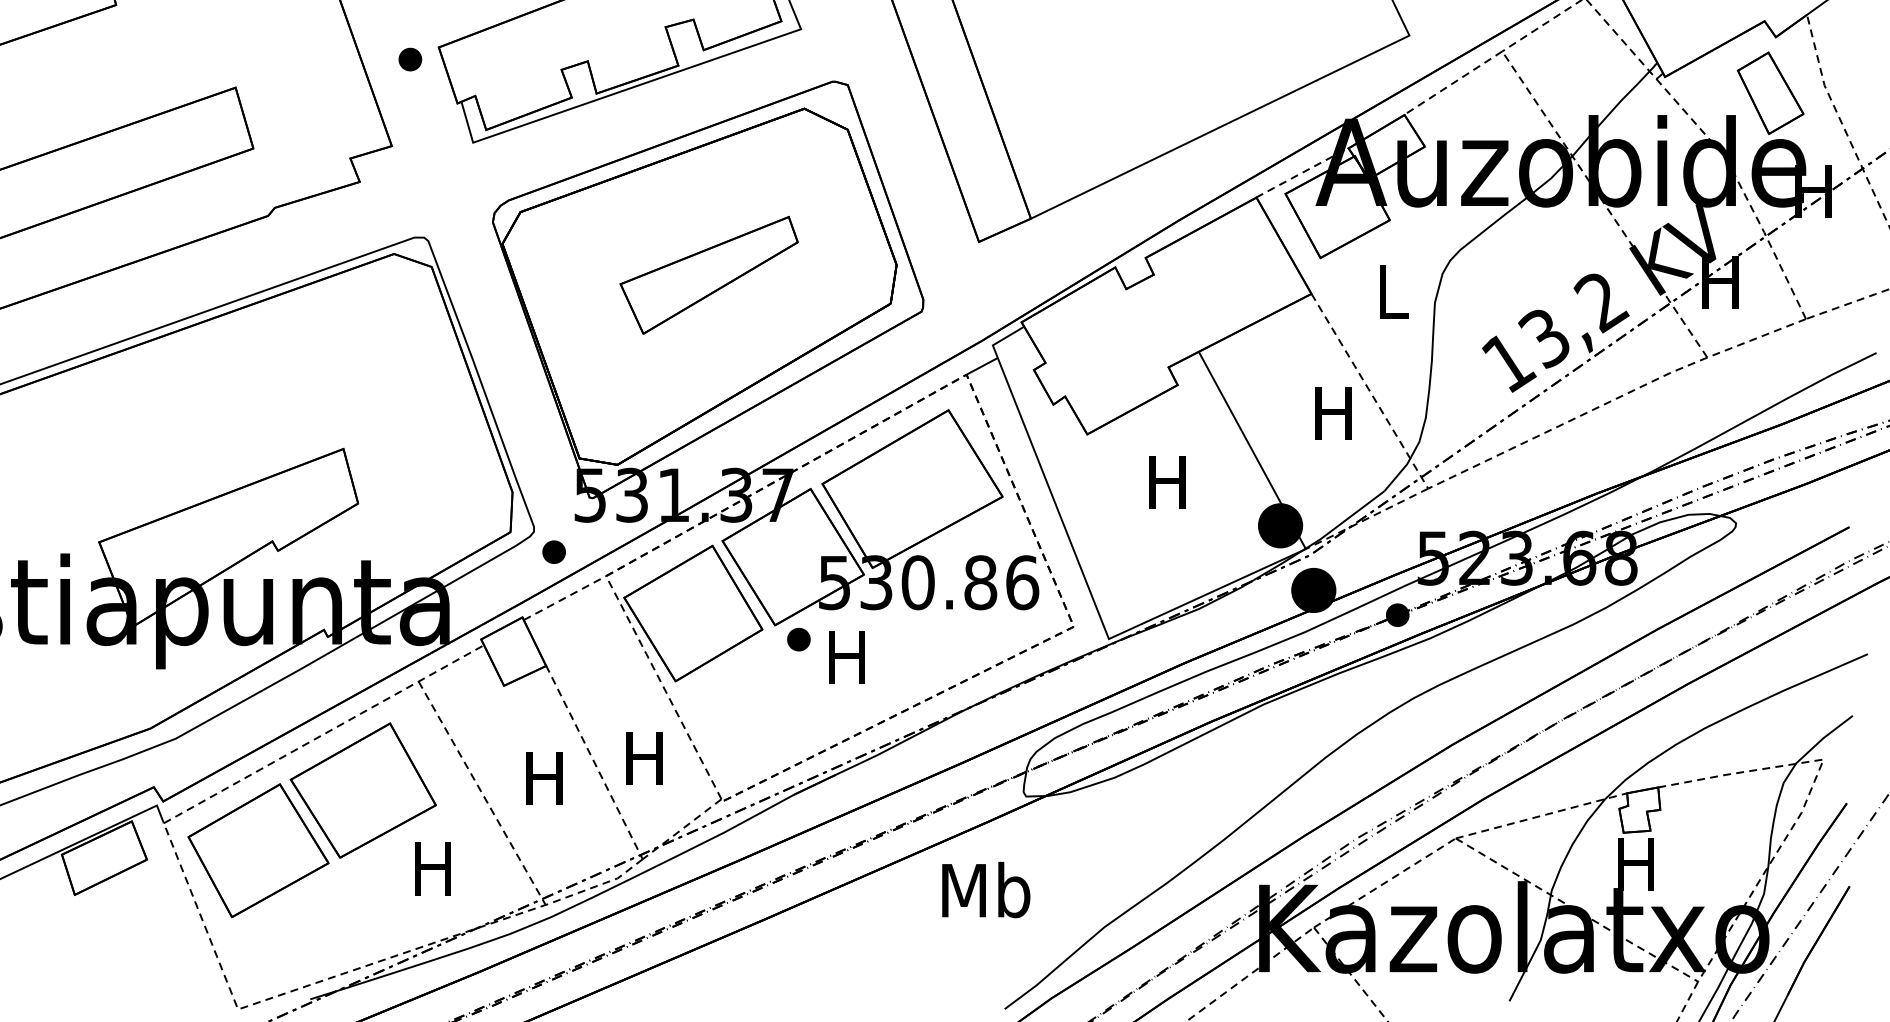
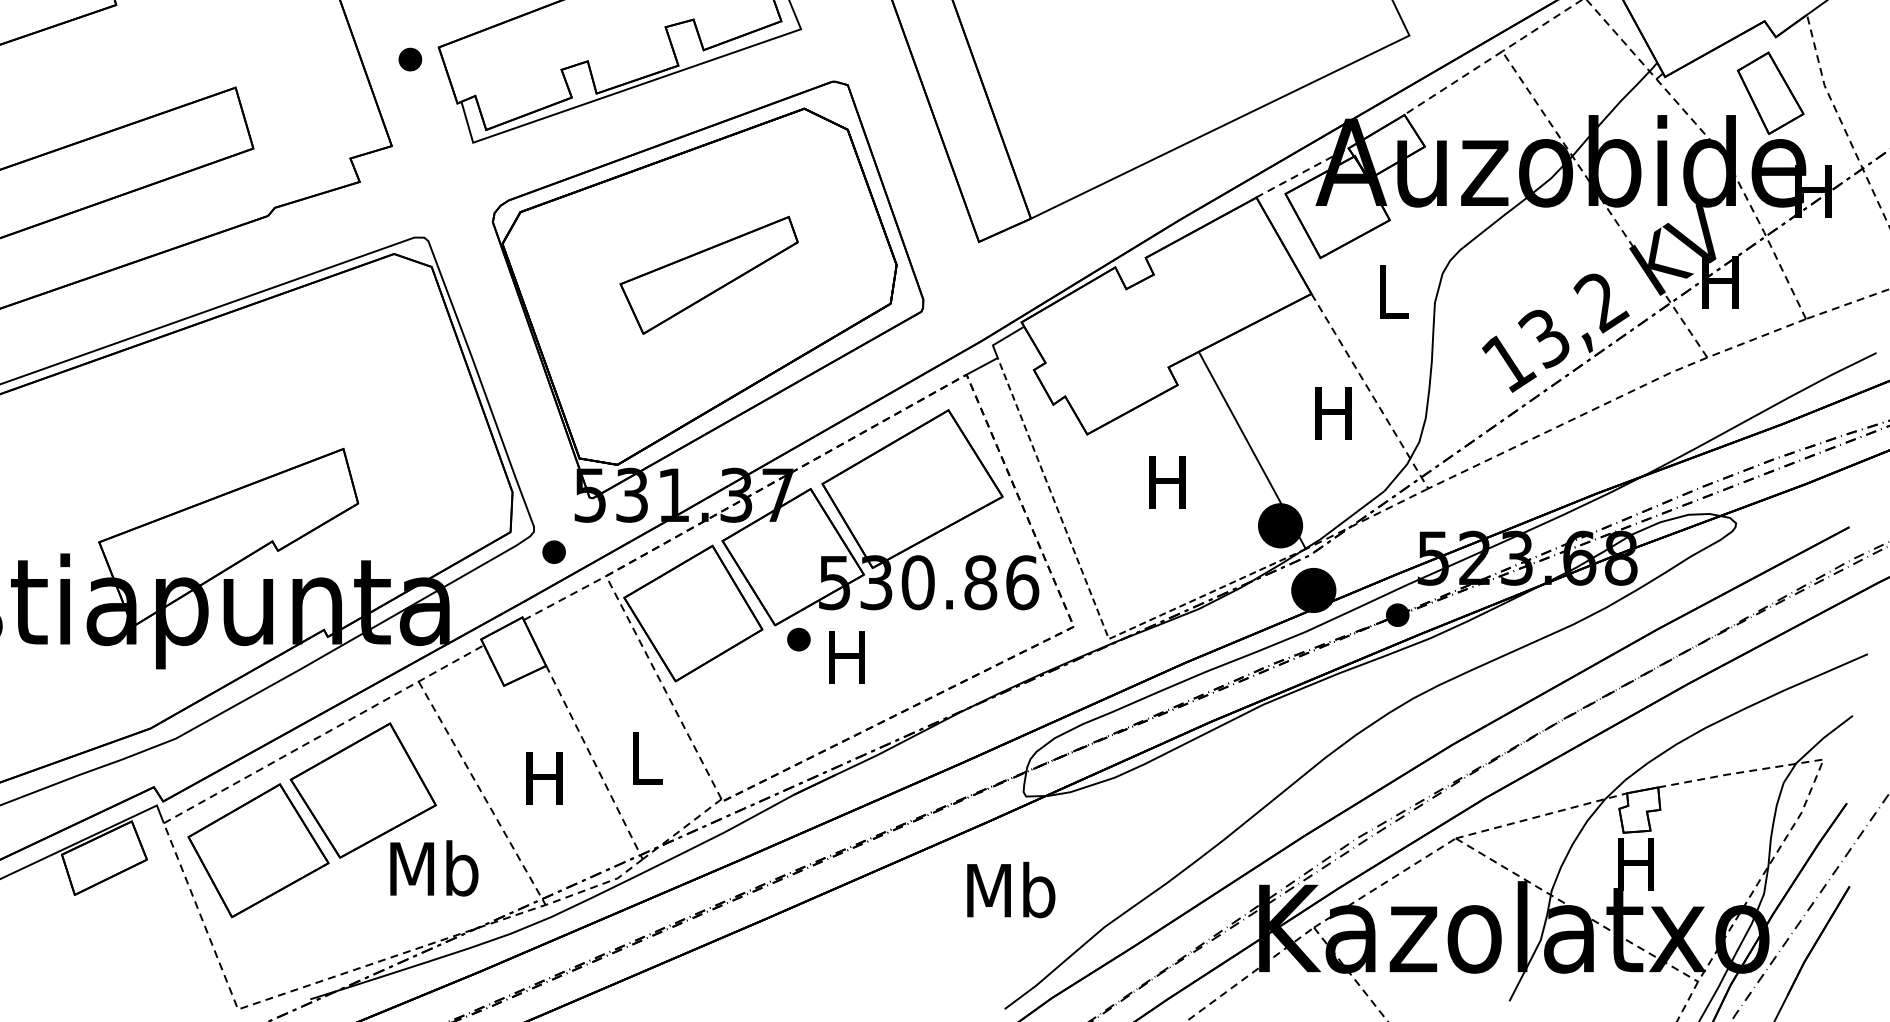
line: solid -> dashed (1093, 599)
text: H -> L (644, 758)
text: H -> Mb (434, 868)
text position: (986, 889) -> (1011, 889) (1011, 889)
